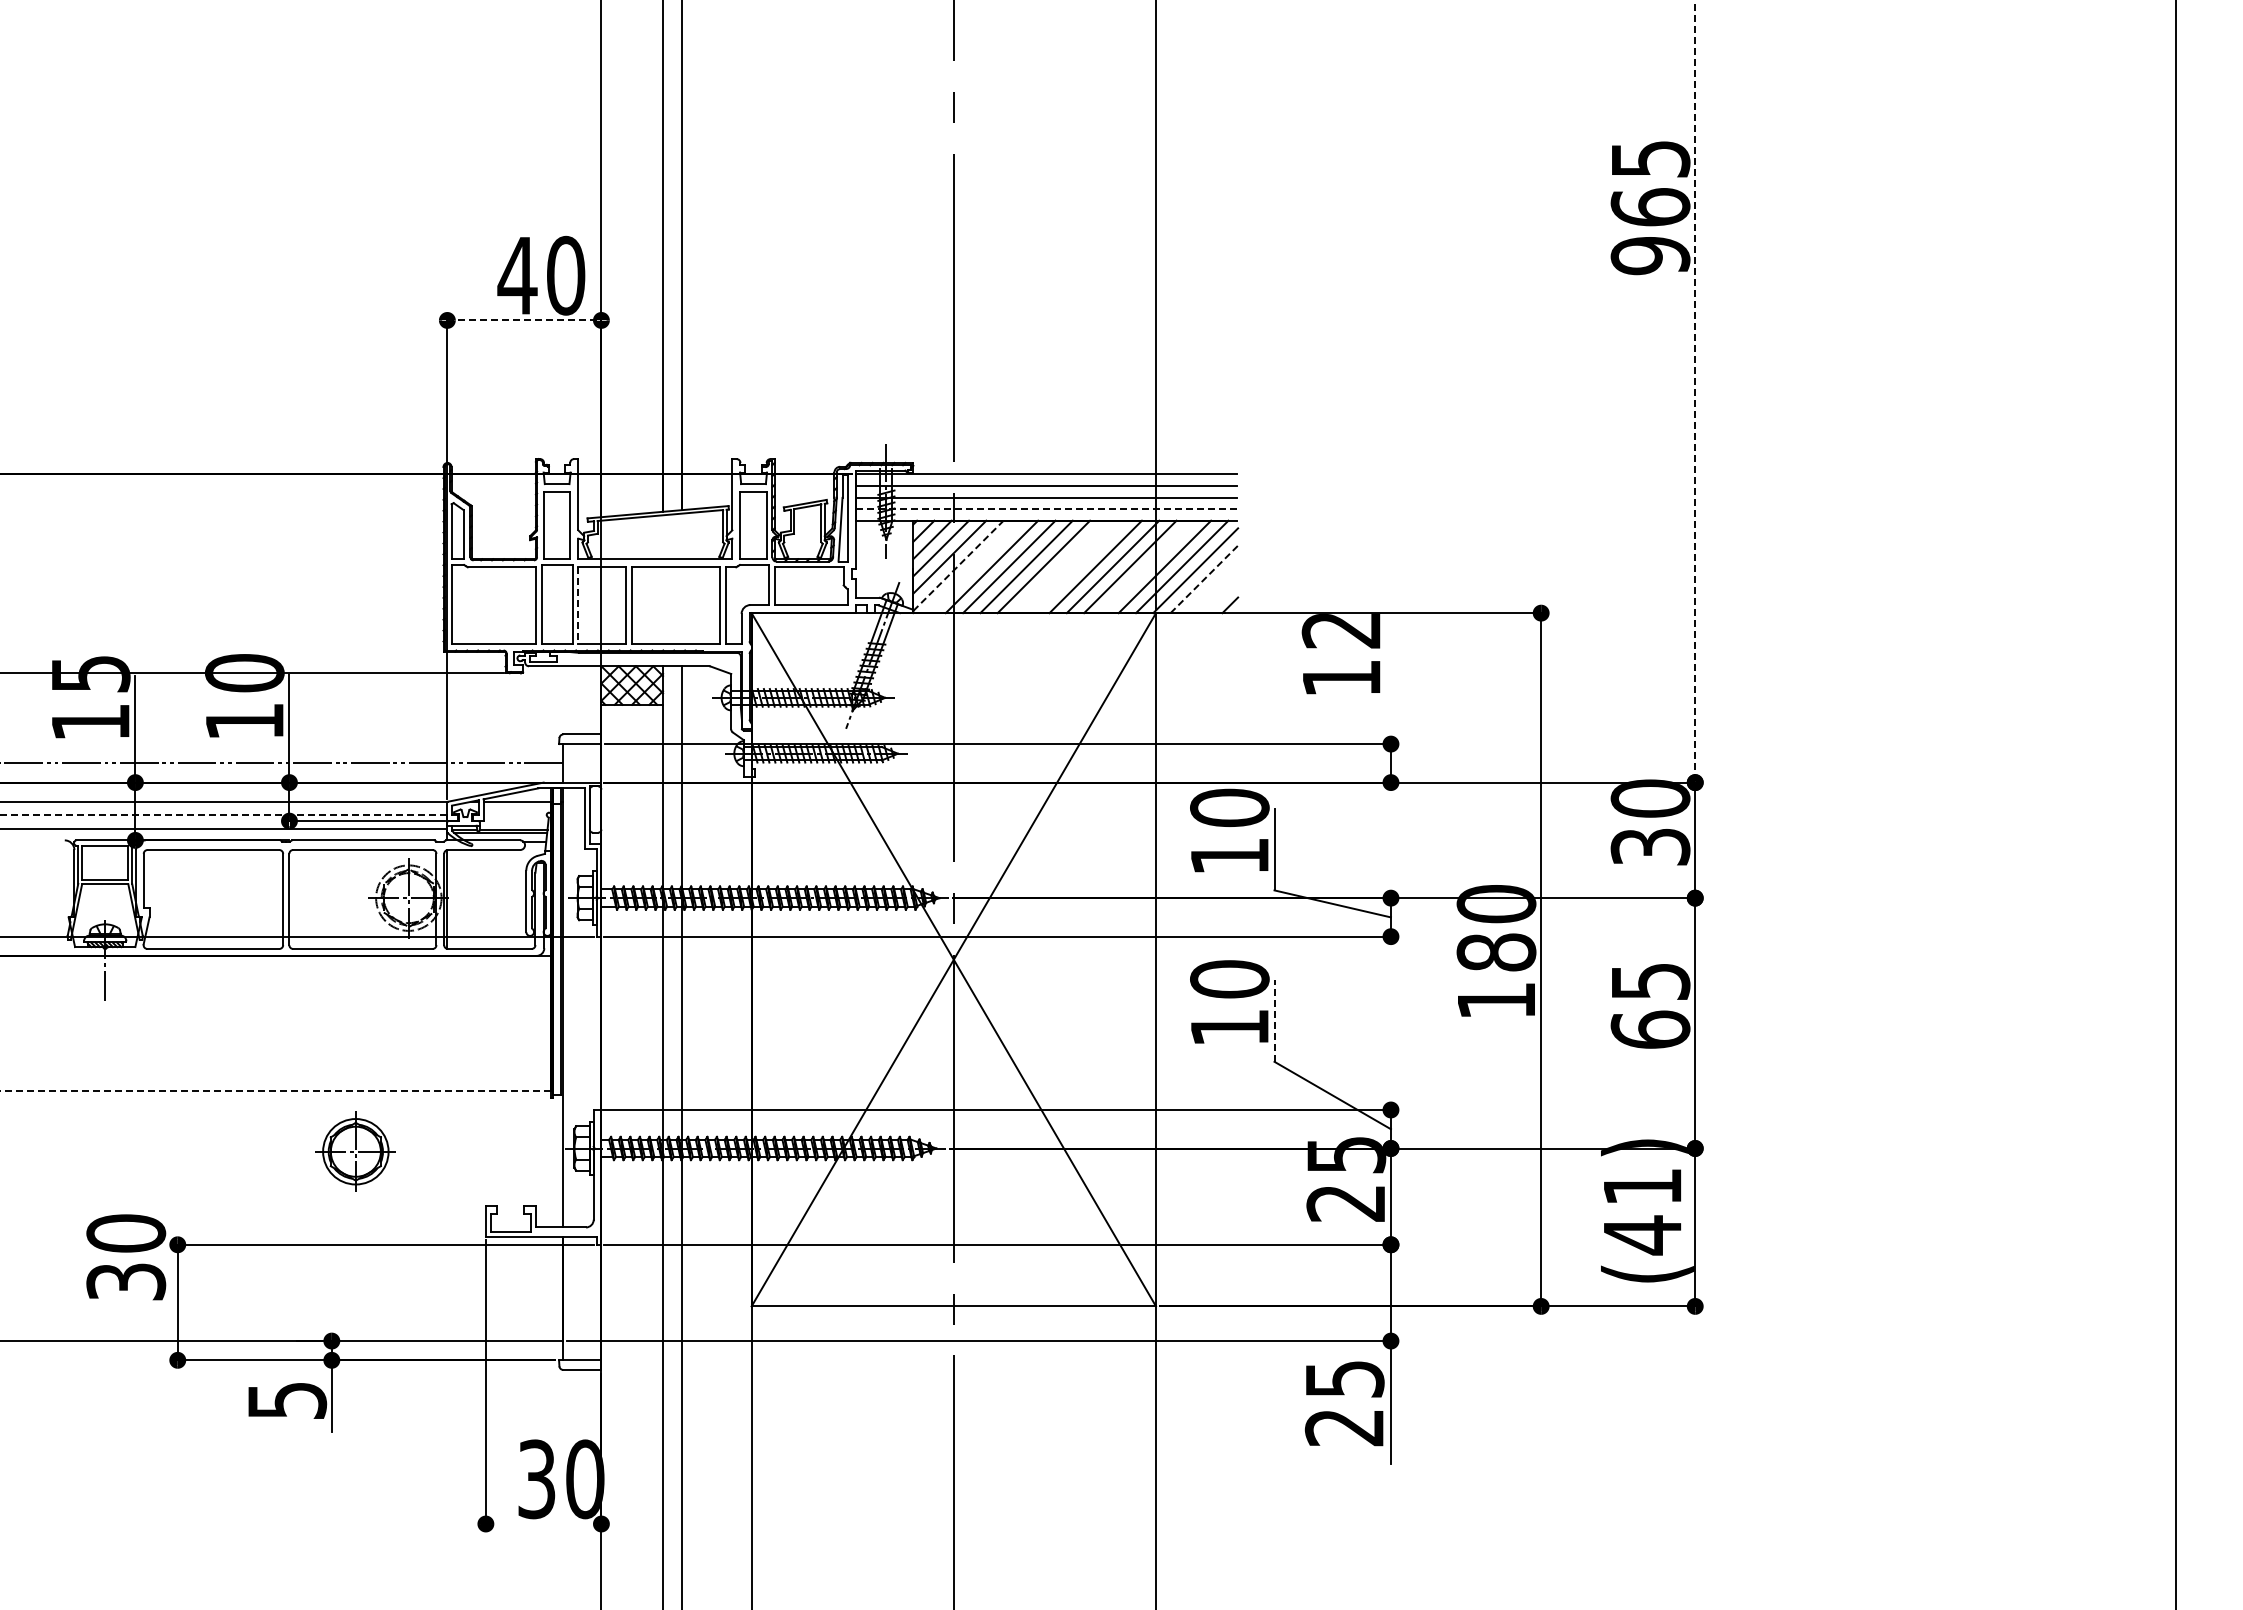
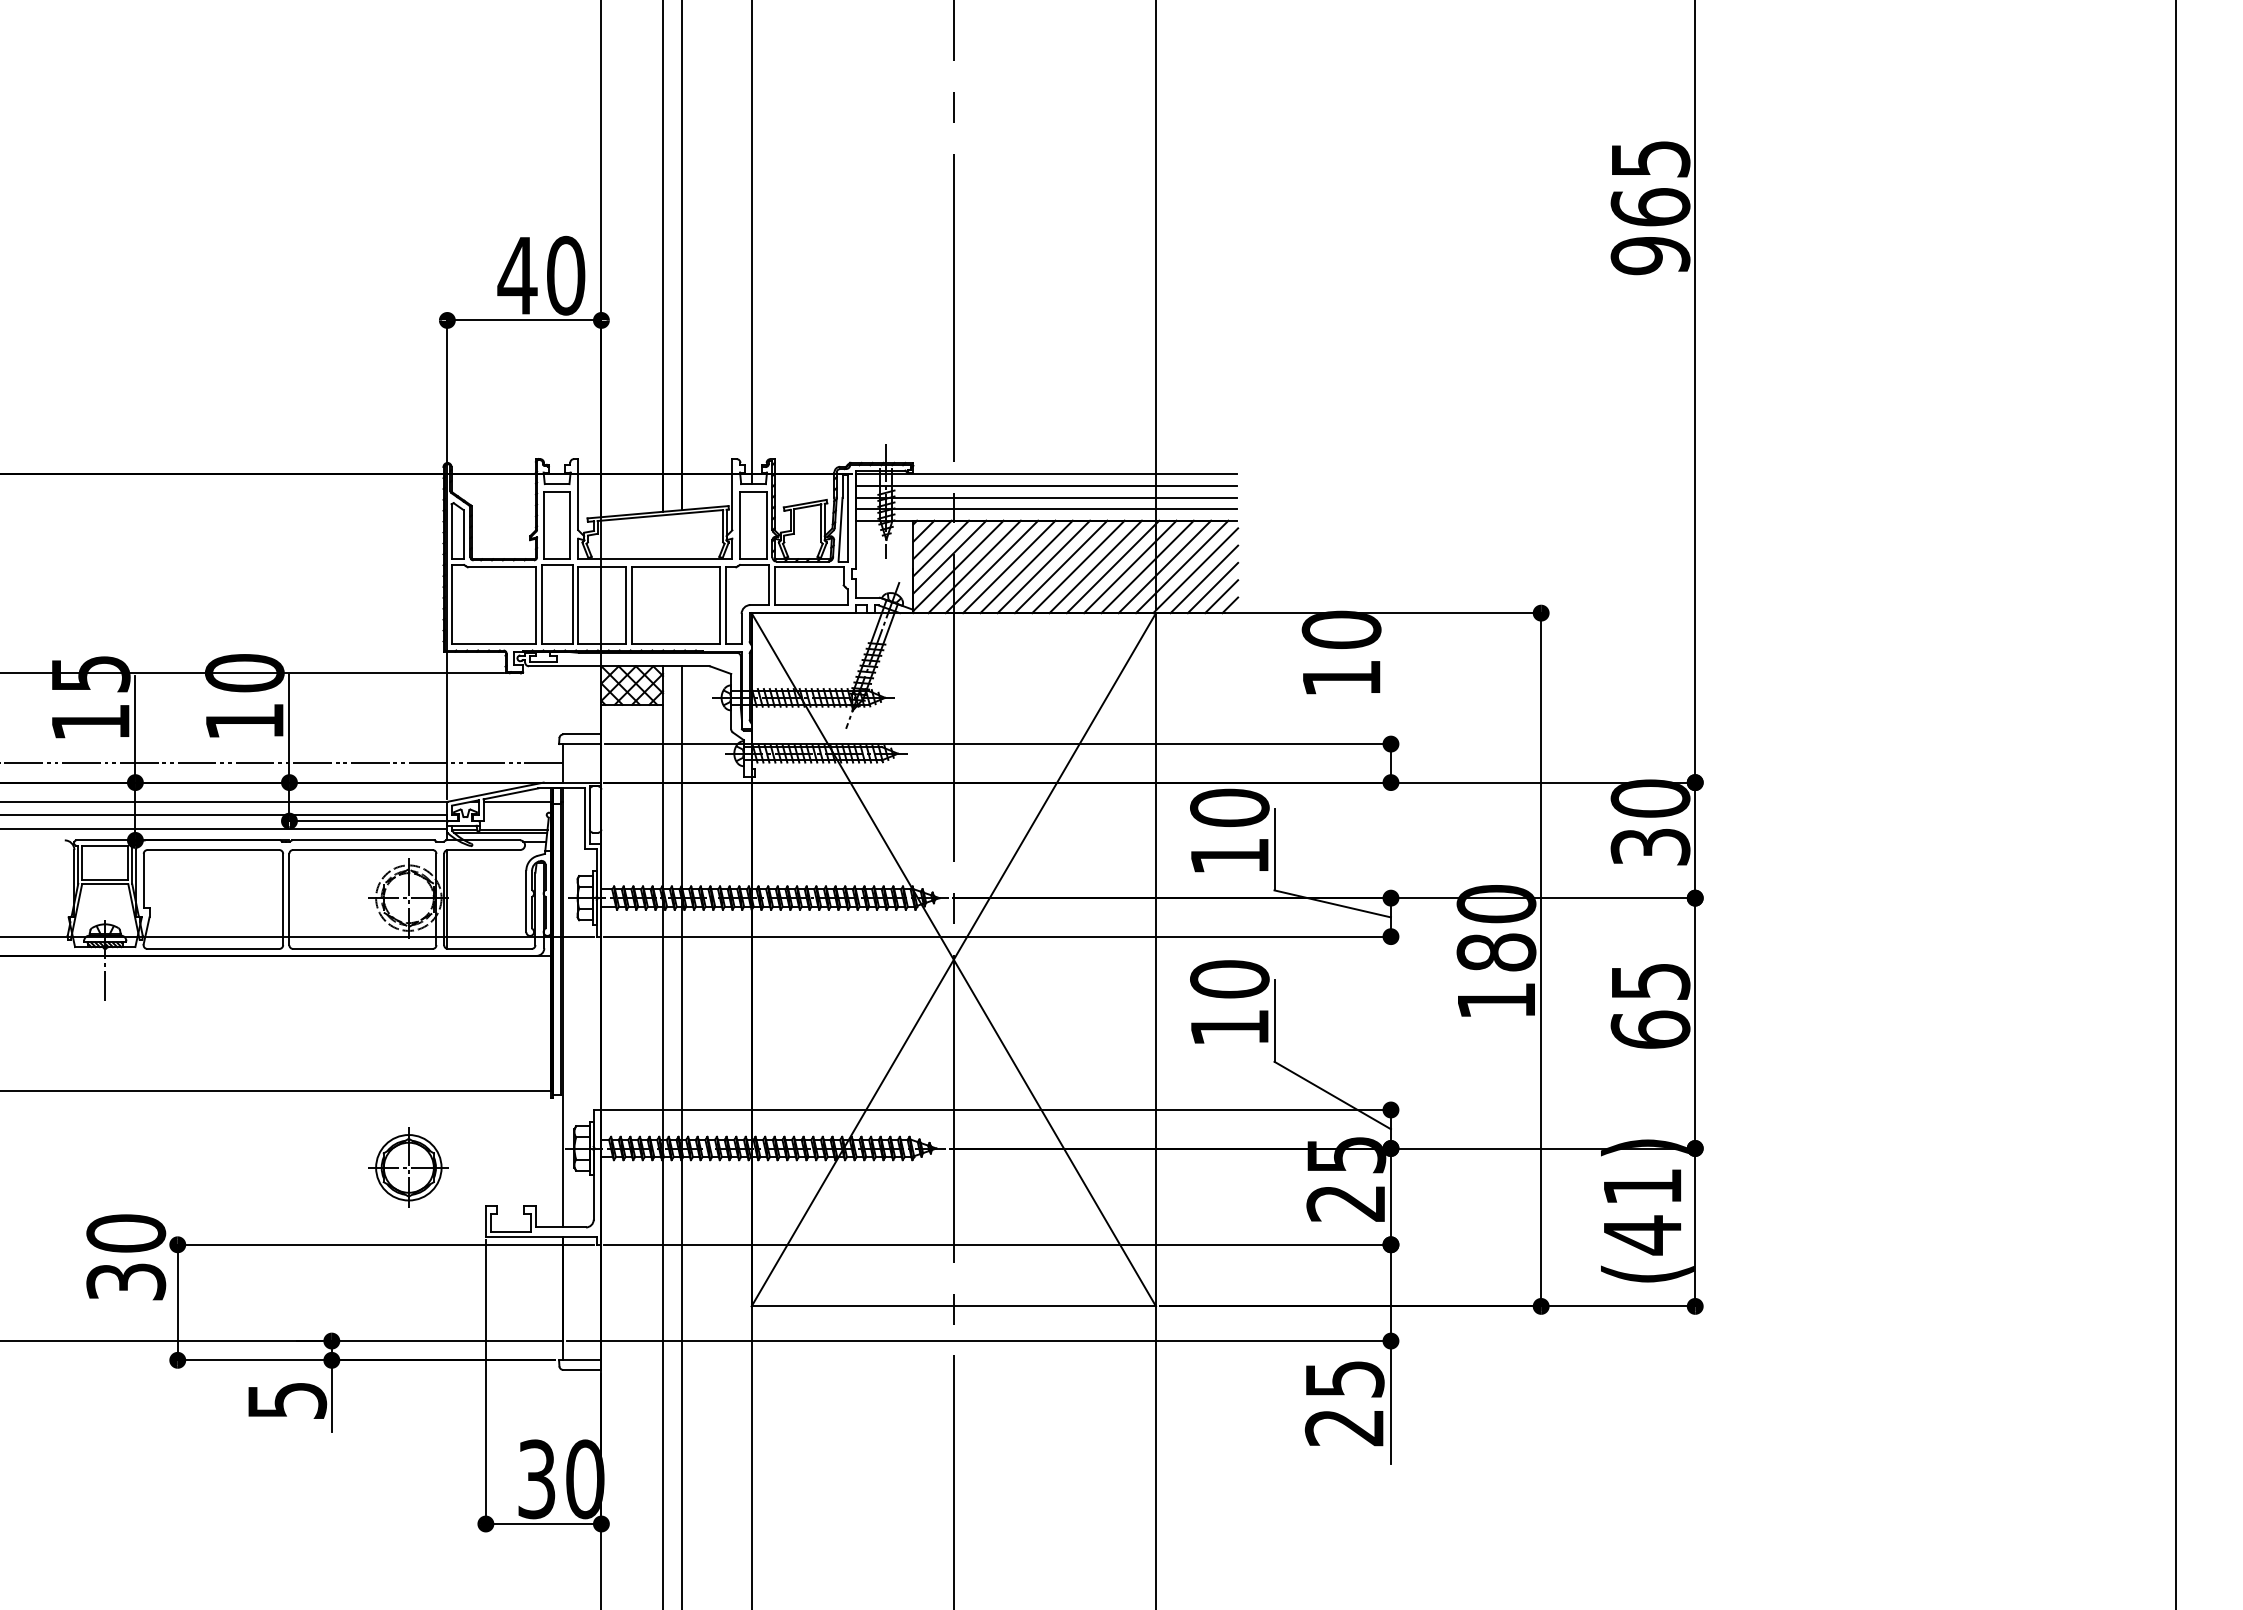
line: none -> present (751, 243)
line: dashed -> solid (524, 320)
line: dashed -> solid (1695, 391)
line: dashed -> solid (1046, 509)
line: dashed -> solid (958, 565)
line: none -> present (974, 566)
line: none -> present (1060, 566)
line: none -> present (1078, 566)
line: none -> present (1147, 566)
line: dashed -> solid (1204, 579)
line: none -> present (1212, 587)
line: none -> present (1221, 596)
line: dashed -> solid (578, 605)
text: 12 -> 10 (1341, 629)
line: dashed -> solid (223, 815)
line: dashed -> solid (1274, 1021)
line: dashed -> solid (275, 1090)
part position: (355, 1151) -> (408, 1167) (408, 1167)
line: none -> present (543, 1524)
